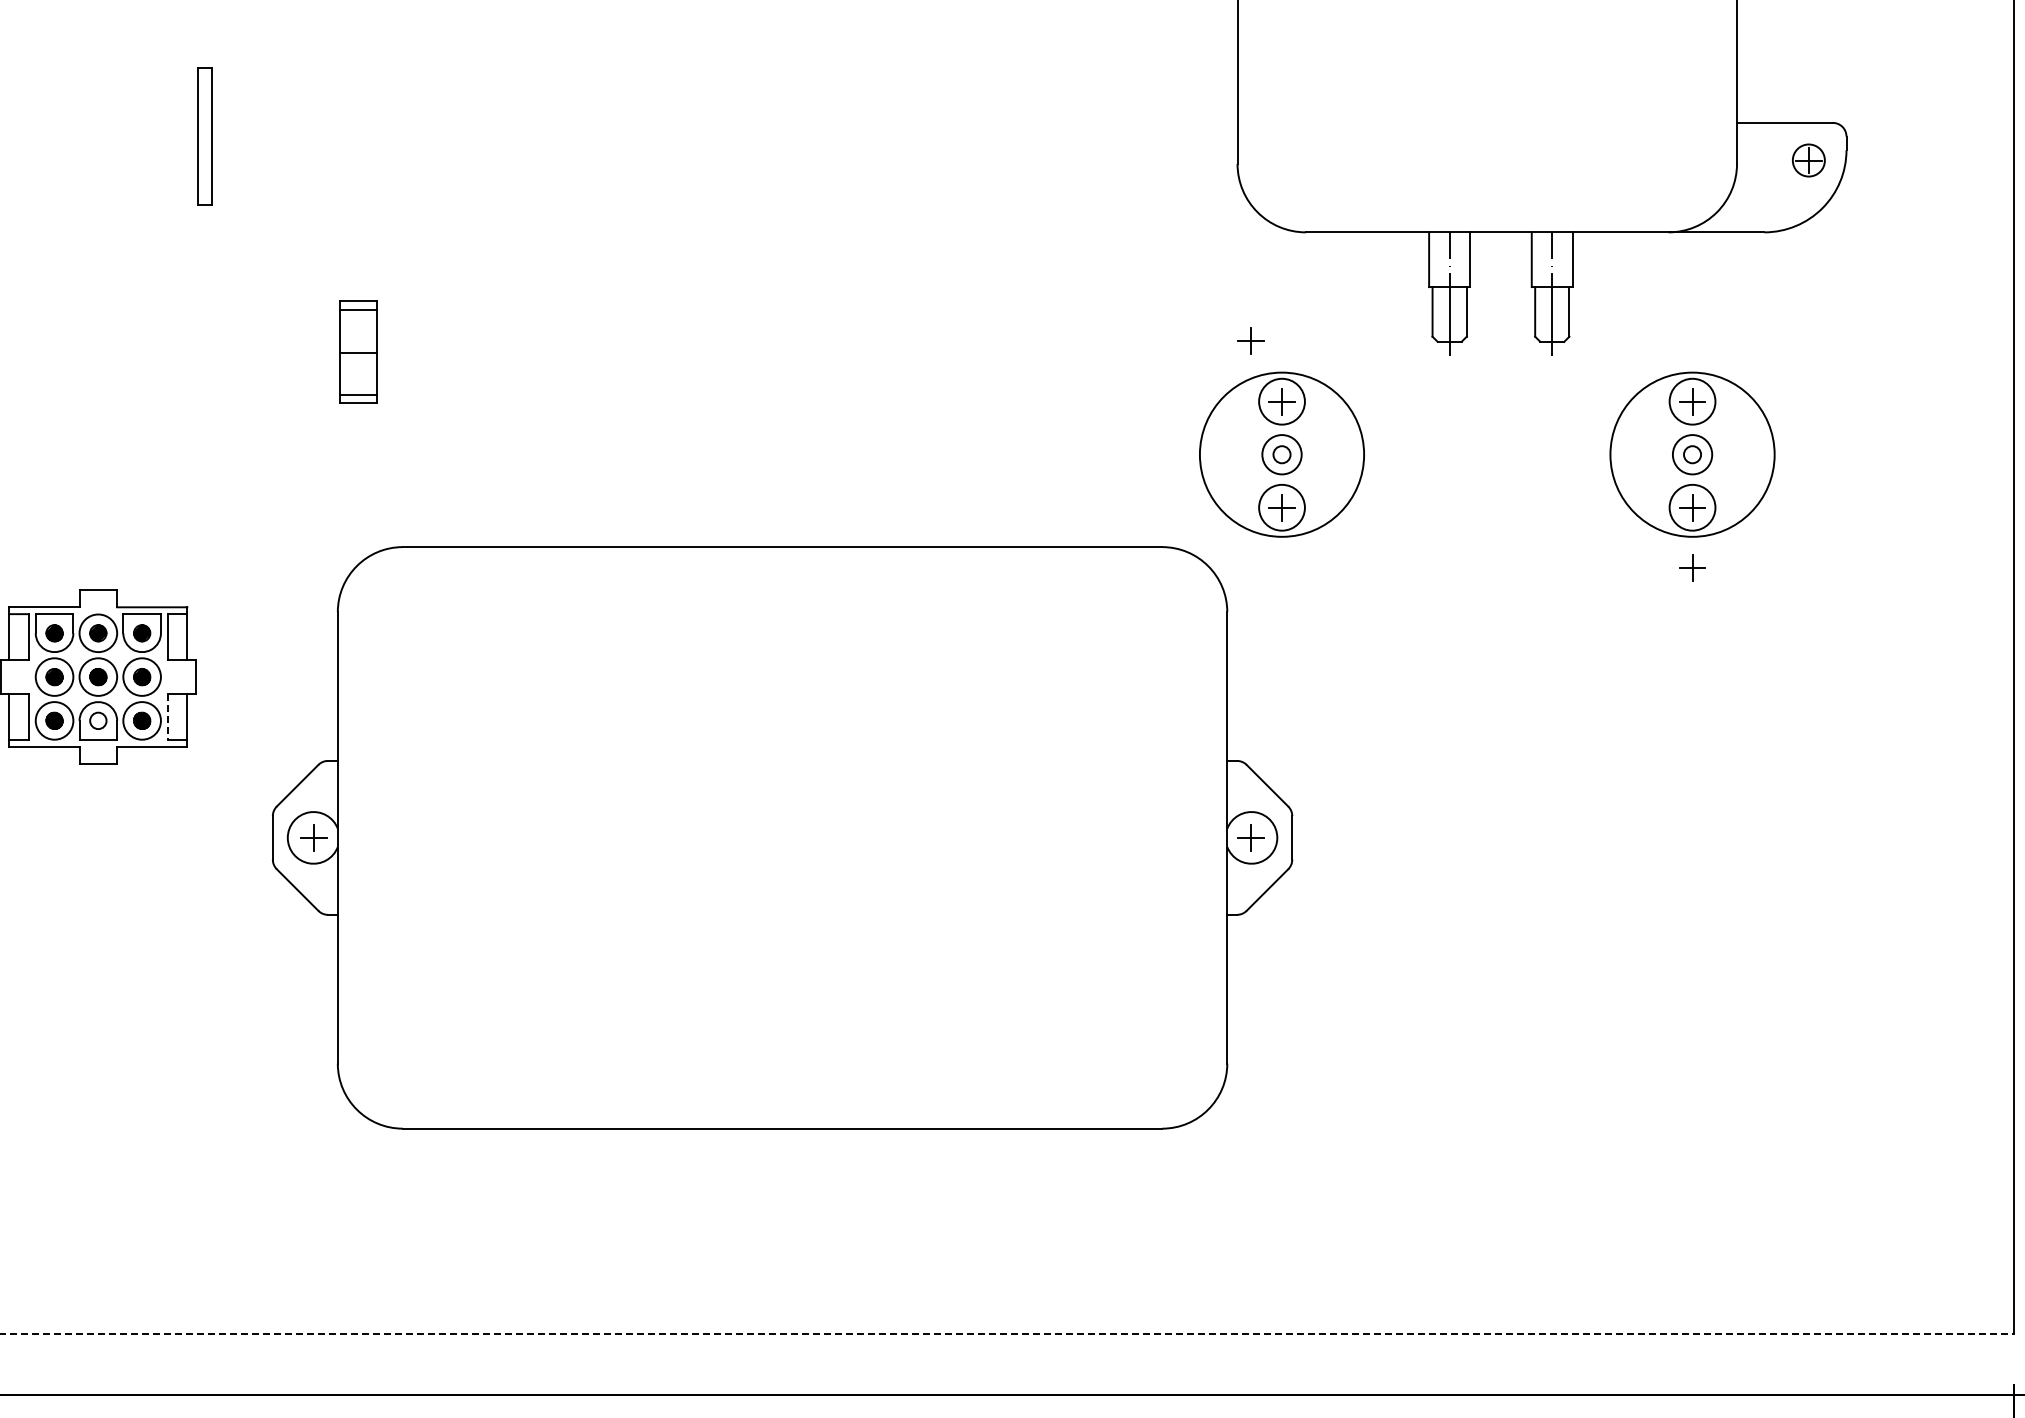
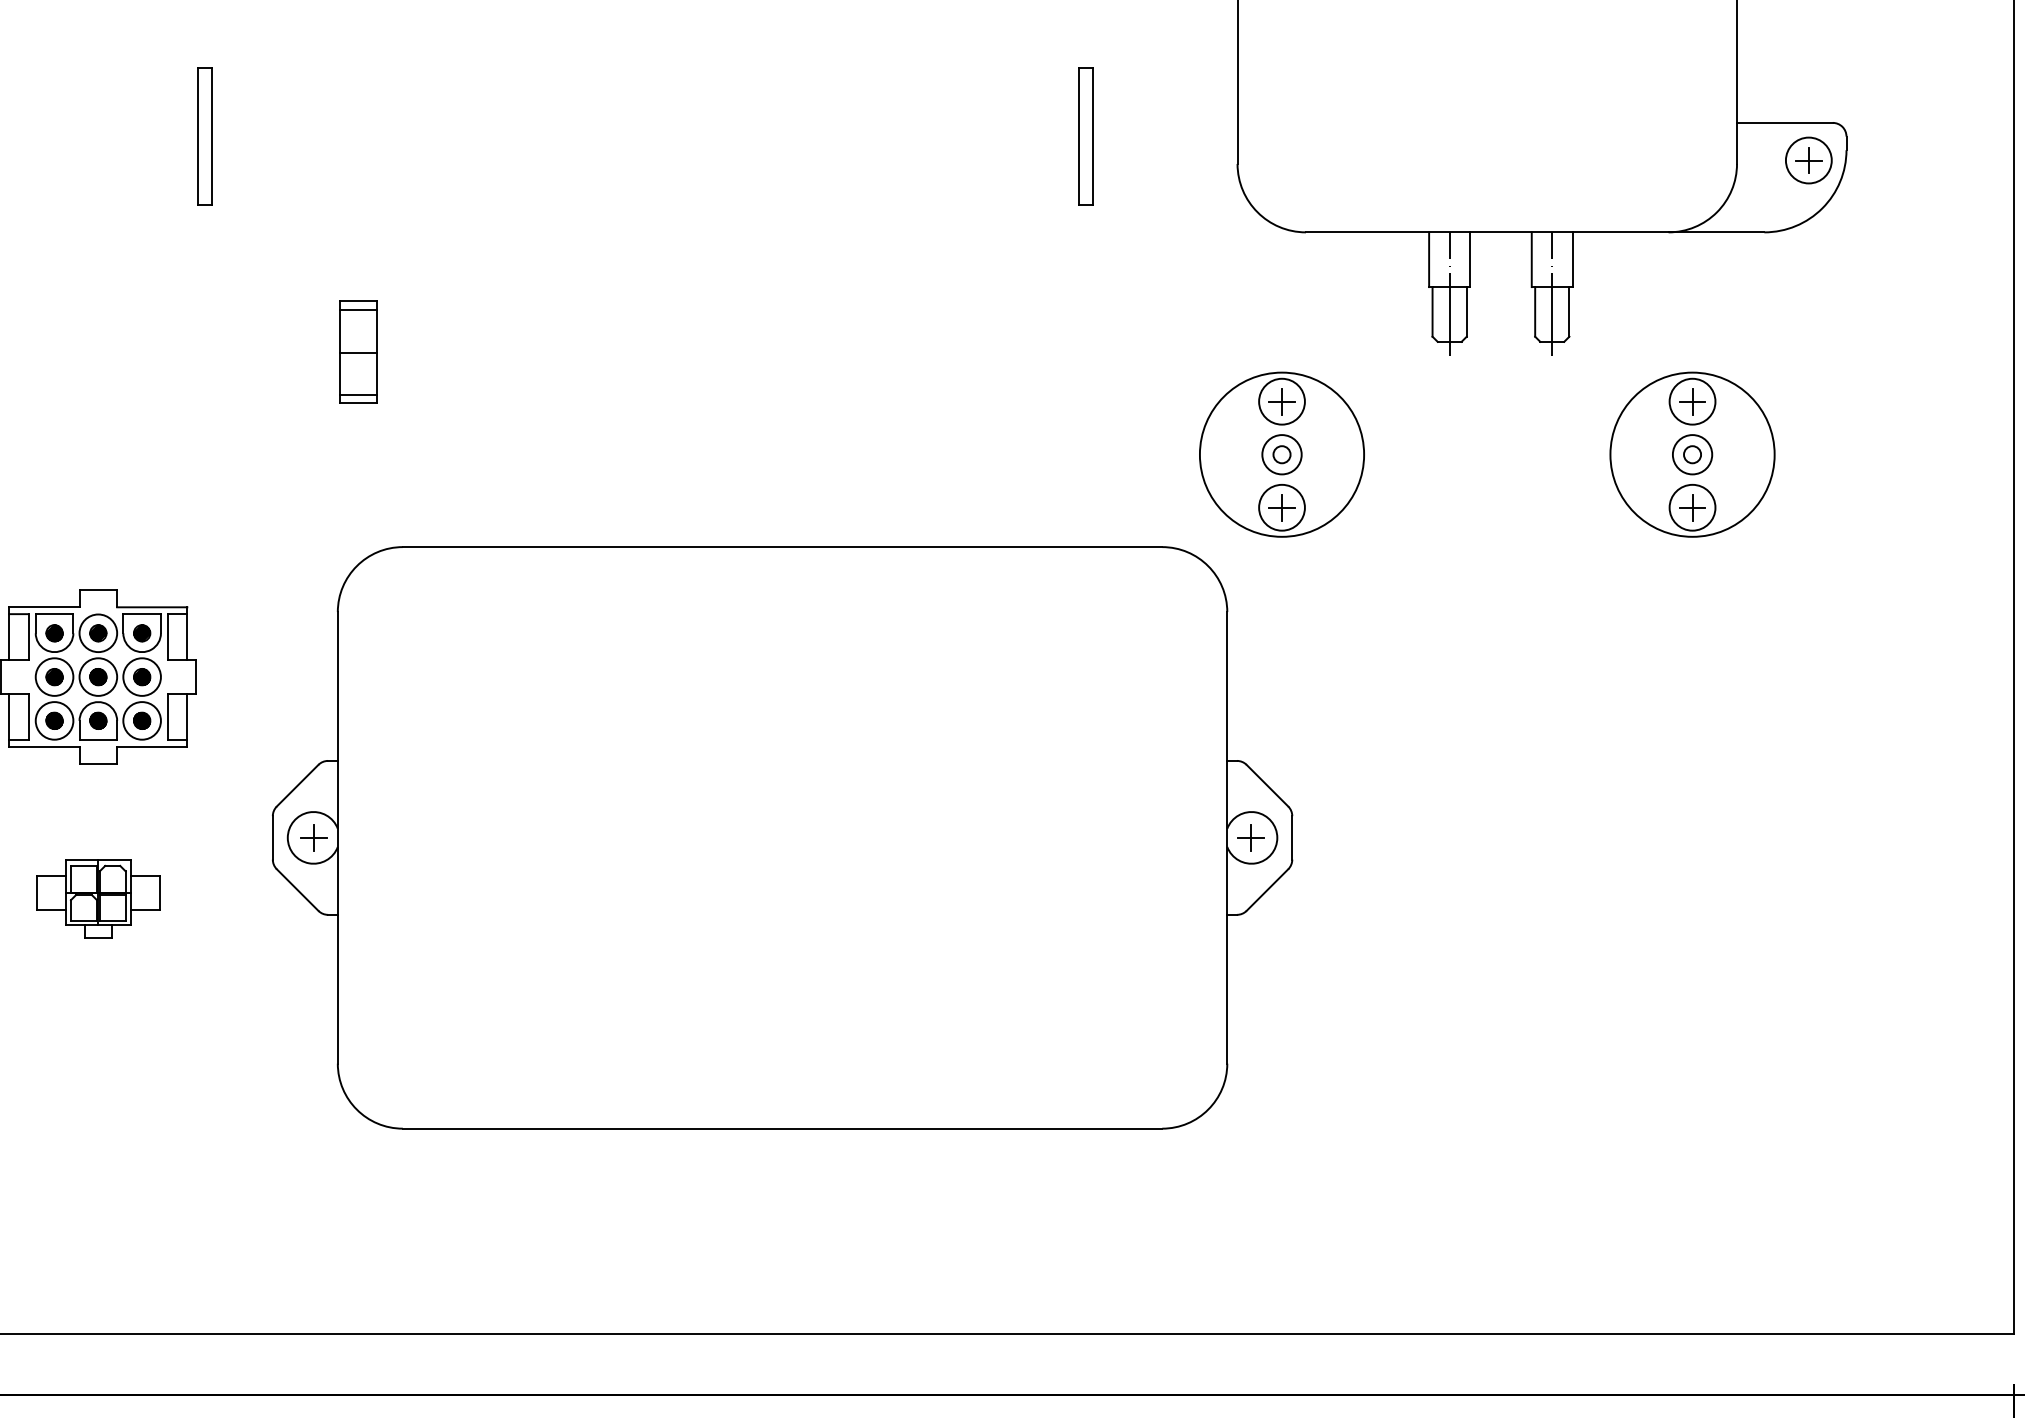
part: none -> present (1085, 136)
circle diameter: 32 px -> 46 px (1808, 160)
part: present -> none (1250, 340)
part: present -> none (1692, 567)
line: dashed -> solid (168, 717)
hatch: none -> present (98, 720)
part: none -> present (98, 898)
line: dashed -> solid (1007, 1333)
